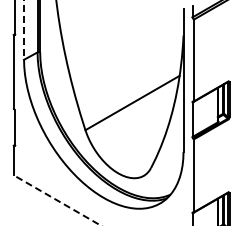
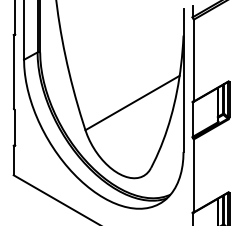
line: dashed -> solid (24, 30)
line: dashed -> solid (56, 200)
